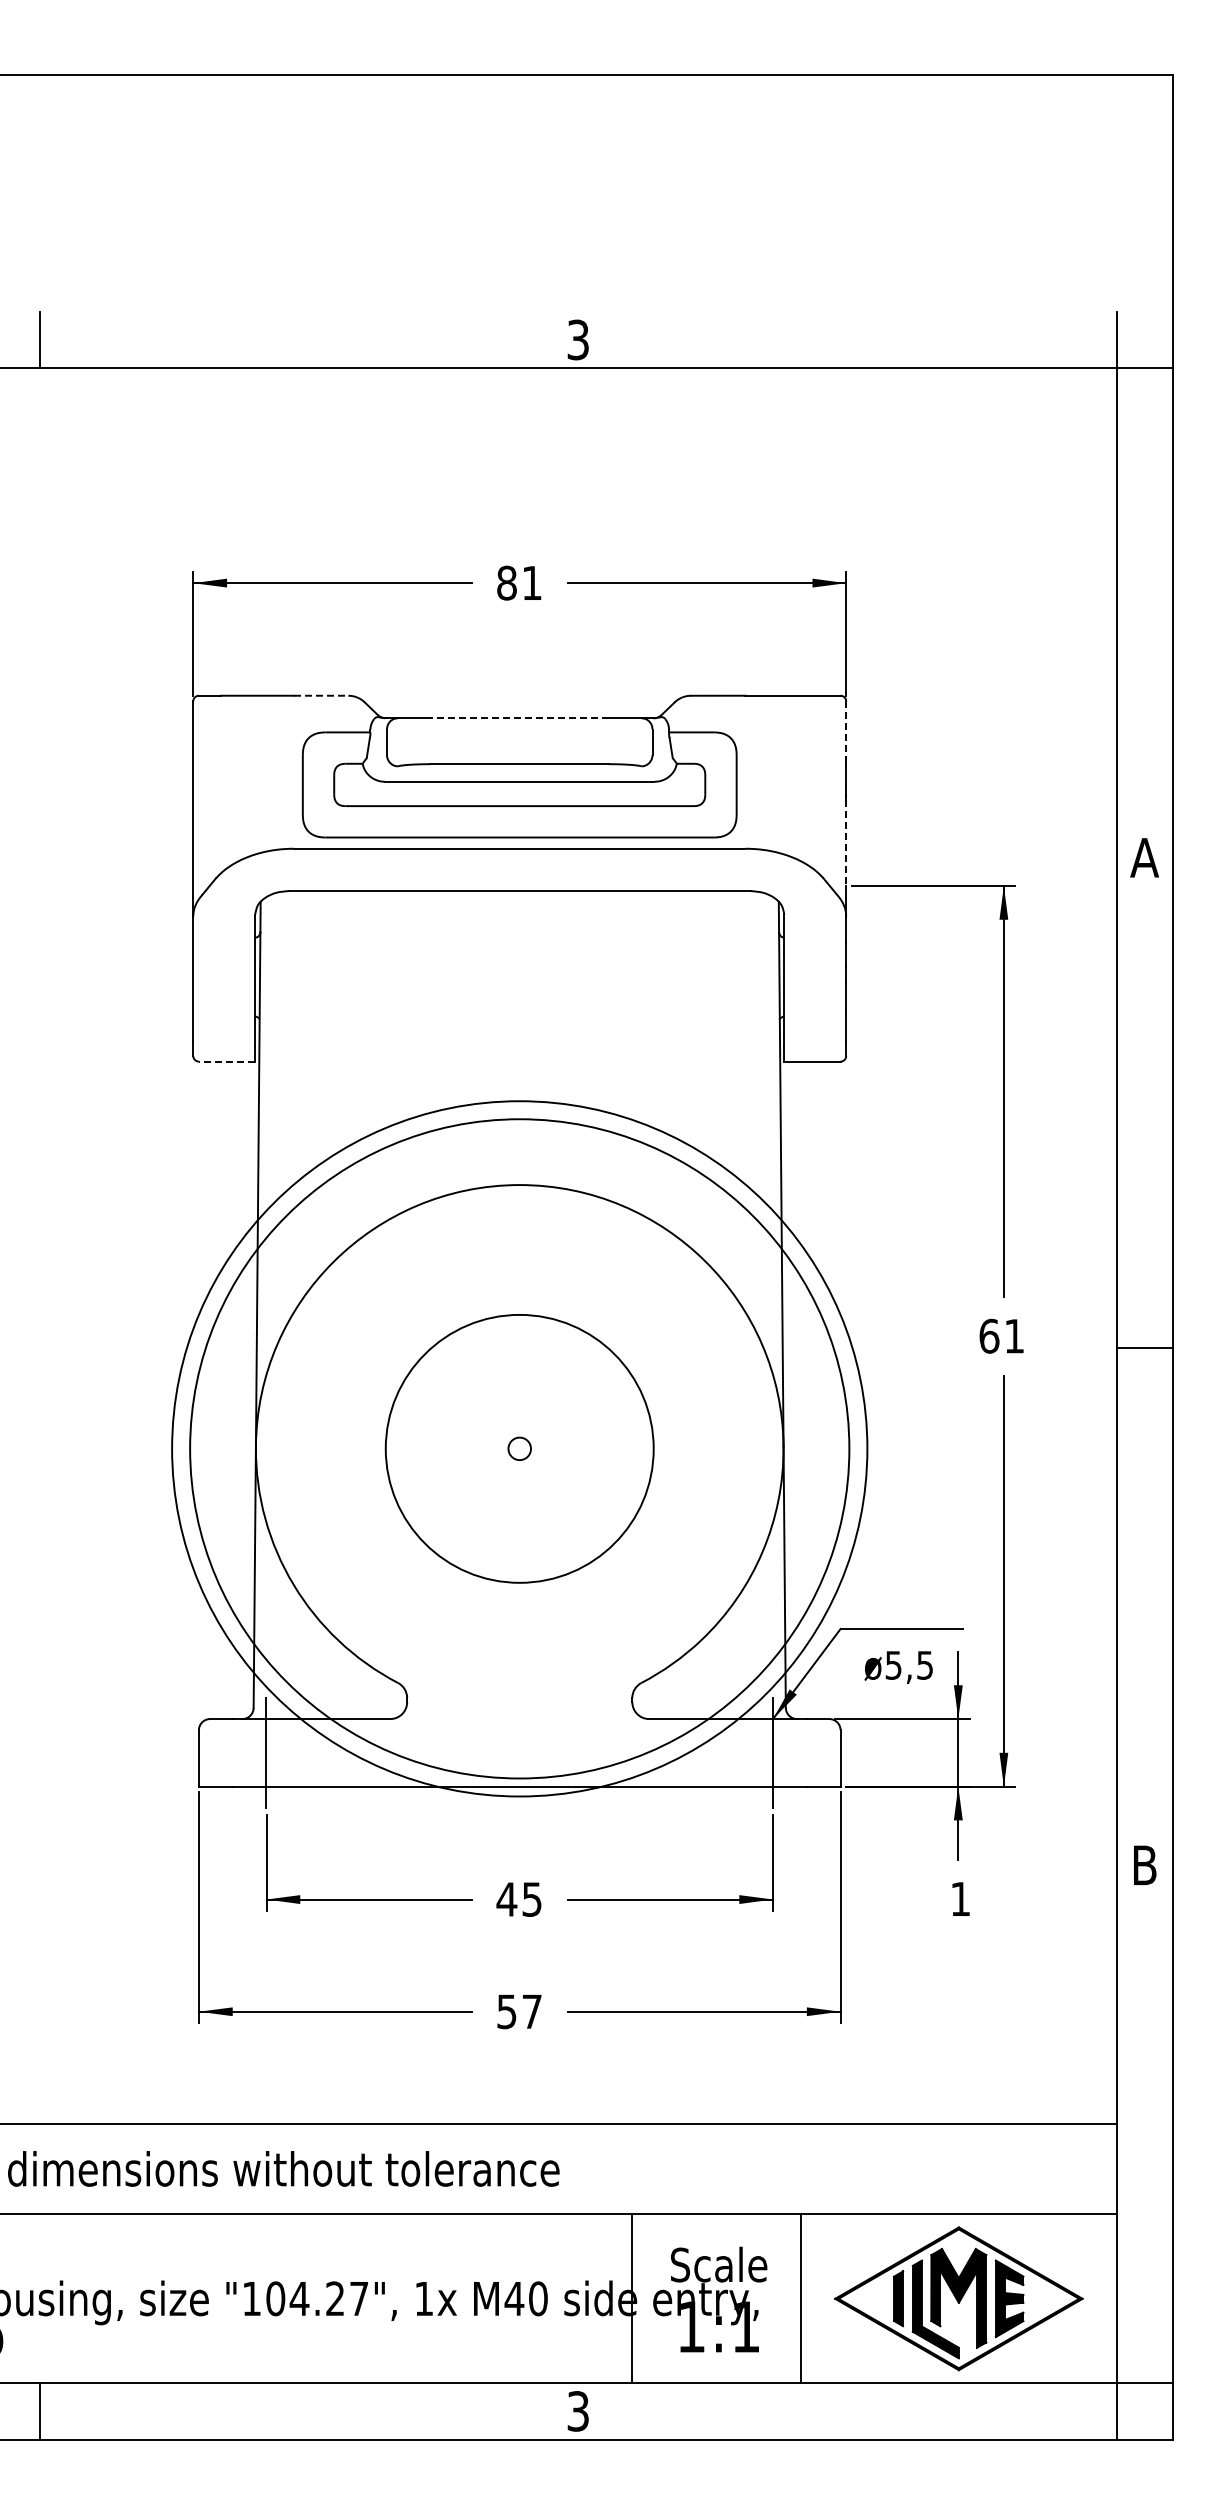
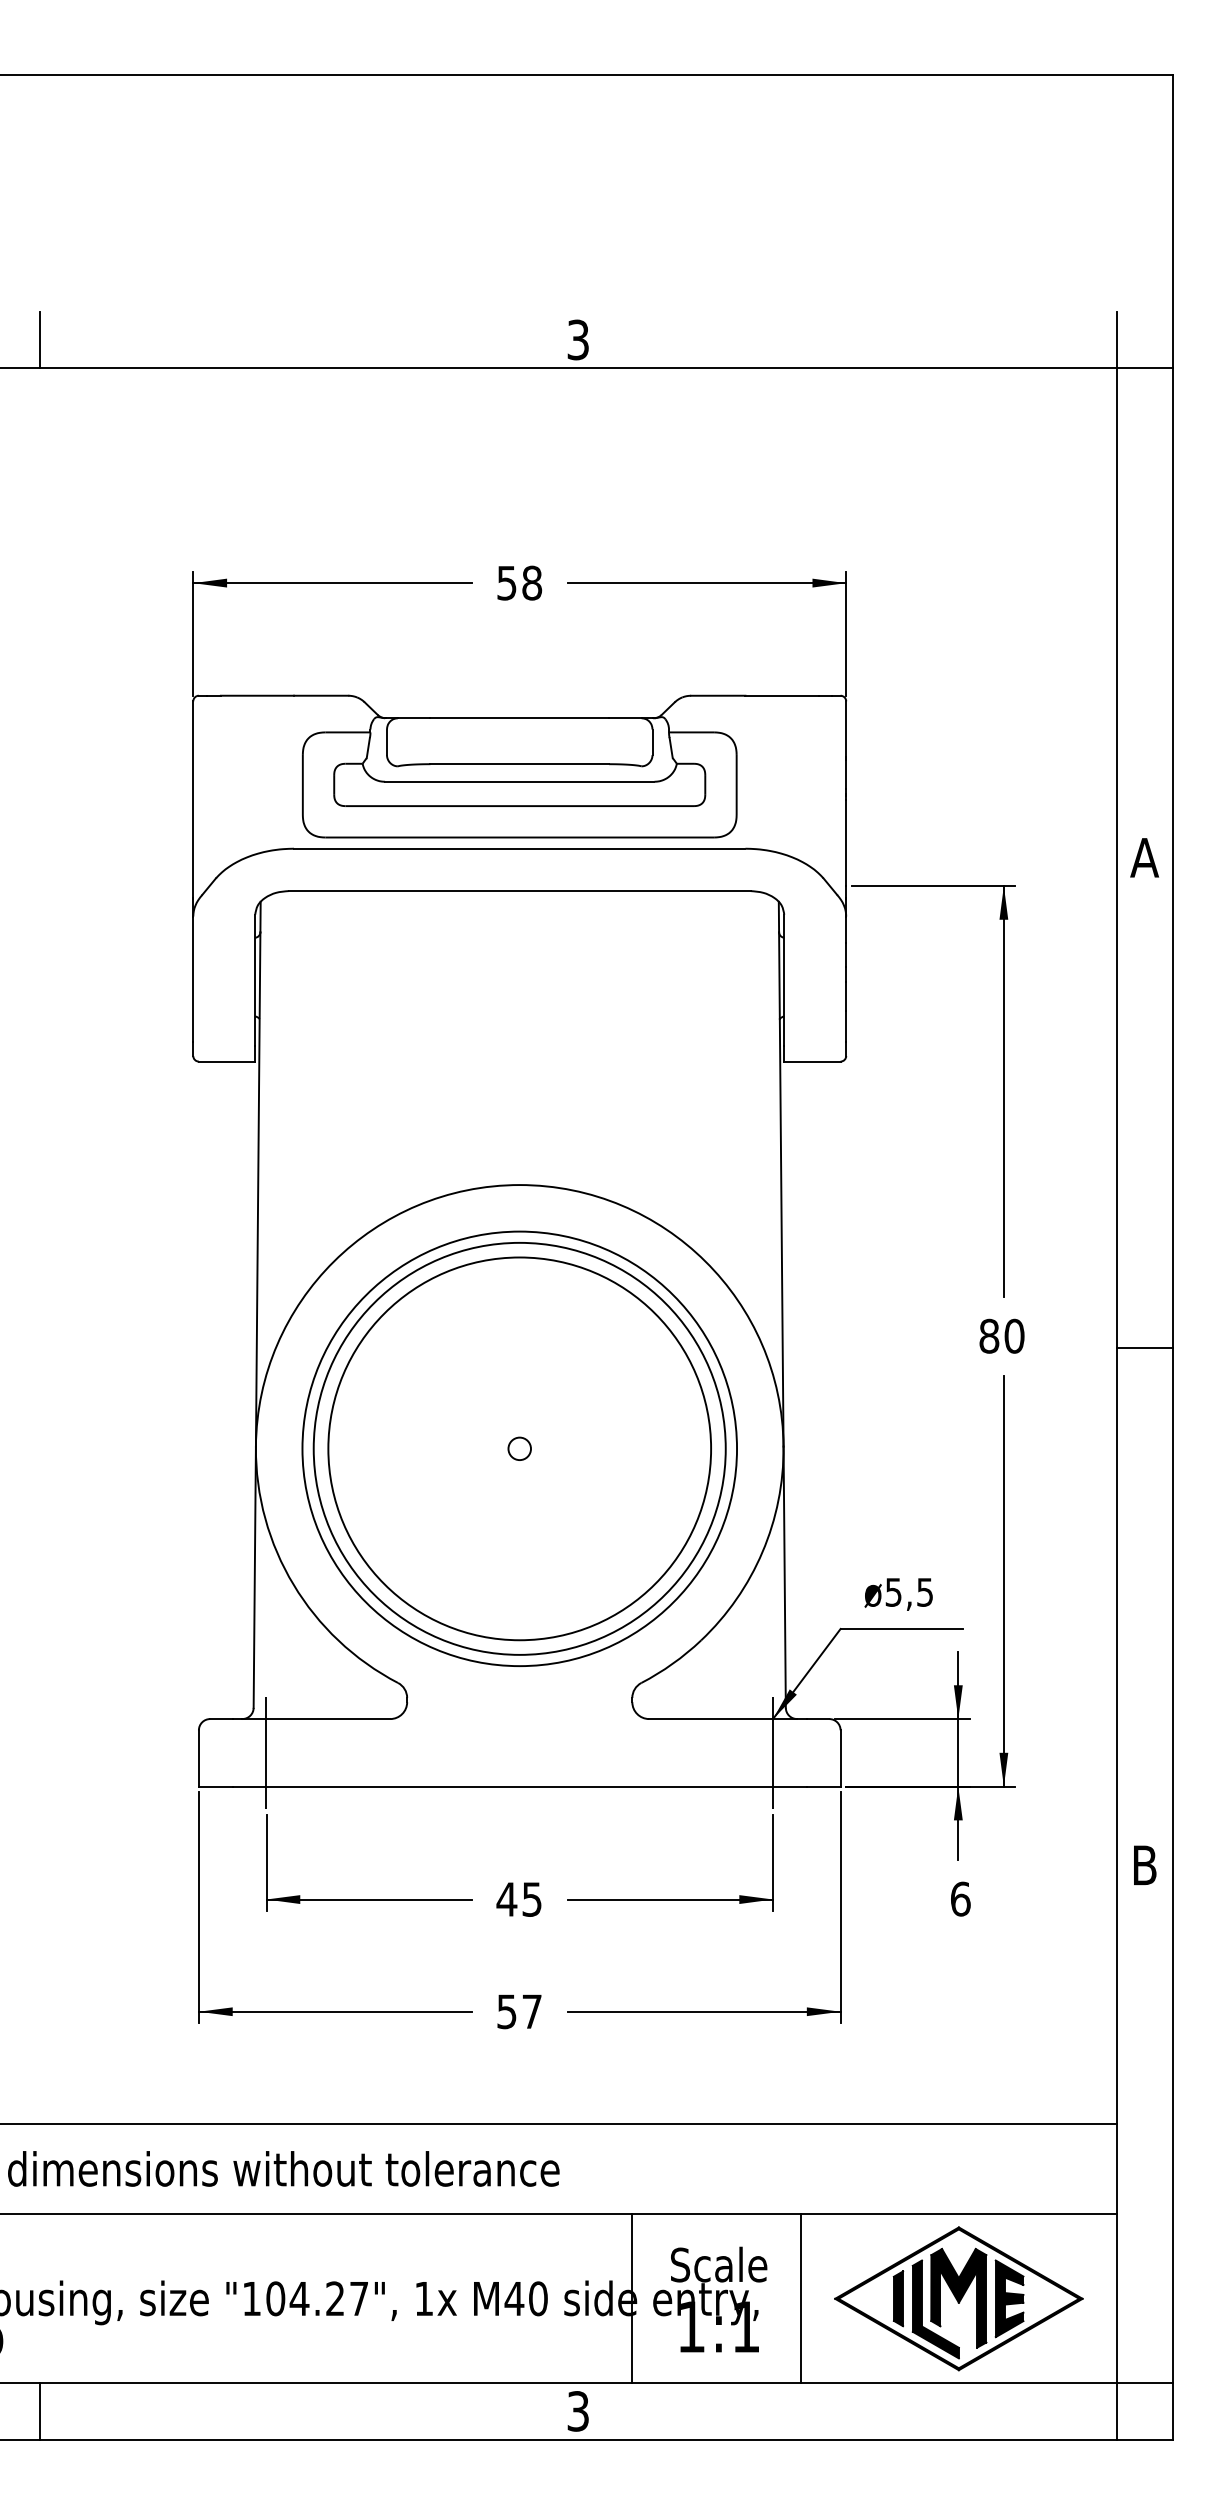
text: 81 -> 58 (519, 582)
line: dashed -> solid (321, 695)
line: dashed -> solid (519, 718)
line: dashed -> solid (846, 729)
line: dashed -> solid (846, 843)
line: dashed -> solid (226, 1061)
text: 61 -> 80 (1001, 1335)
circle diameter: 268 px -> 383 px (519, 1448)
circle diameter: 659 px -> 412 px (519, 1448)
circle diameter: 695 px -> 435 px (519, 1448)
text position: (898, 1667) -> (898, 1594) (898, 1594)
text: 1 -> 6 (960, 1898)
